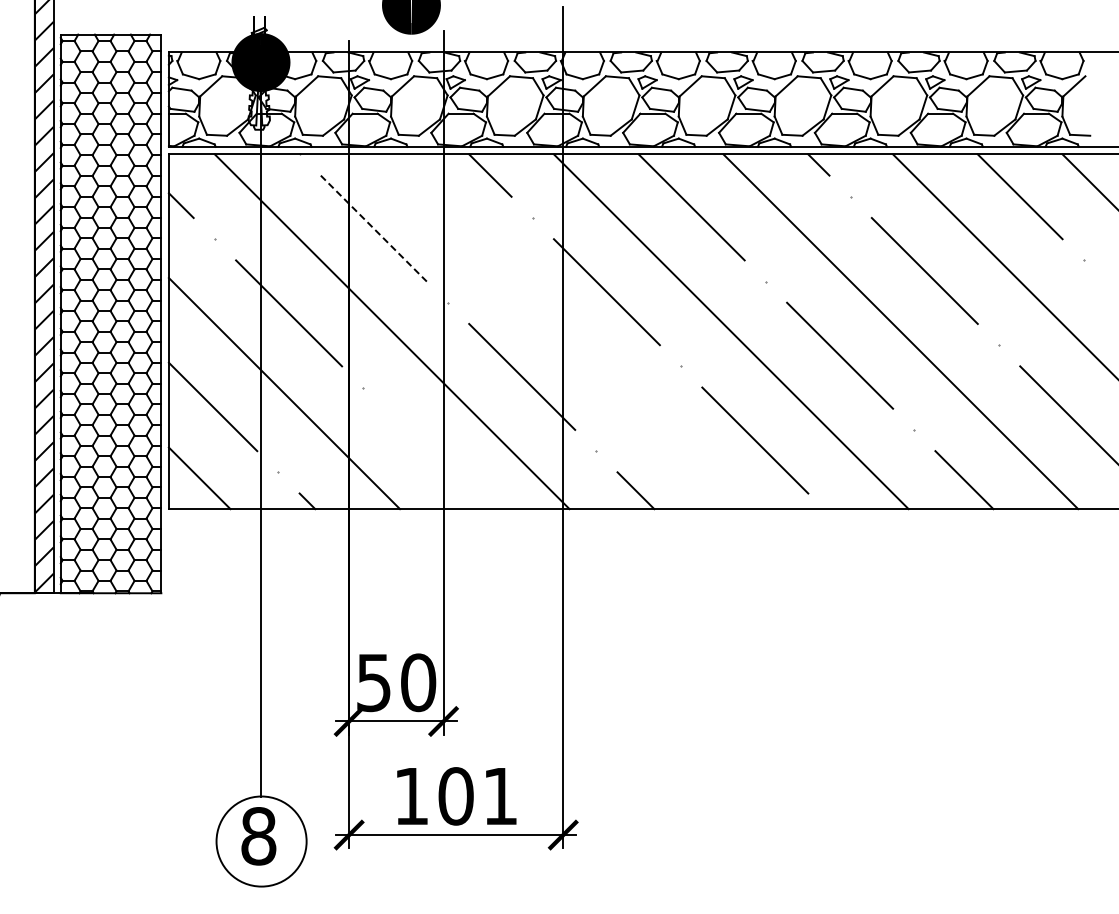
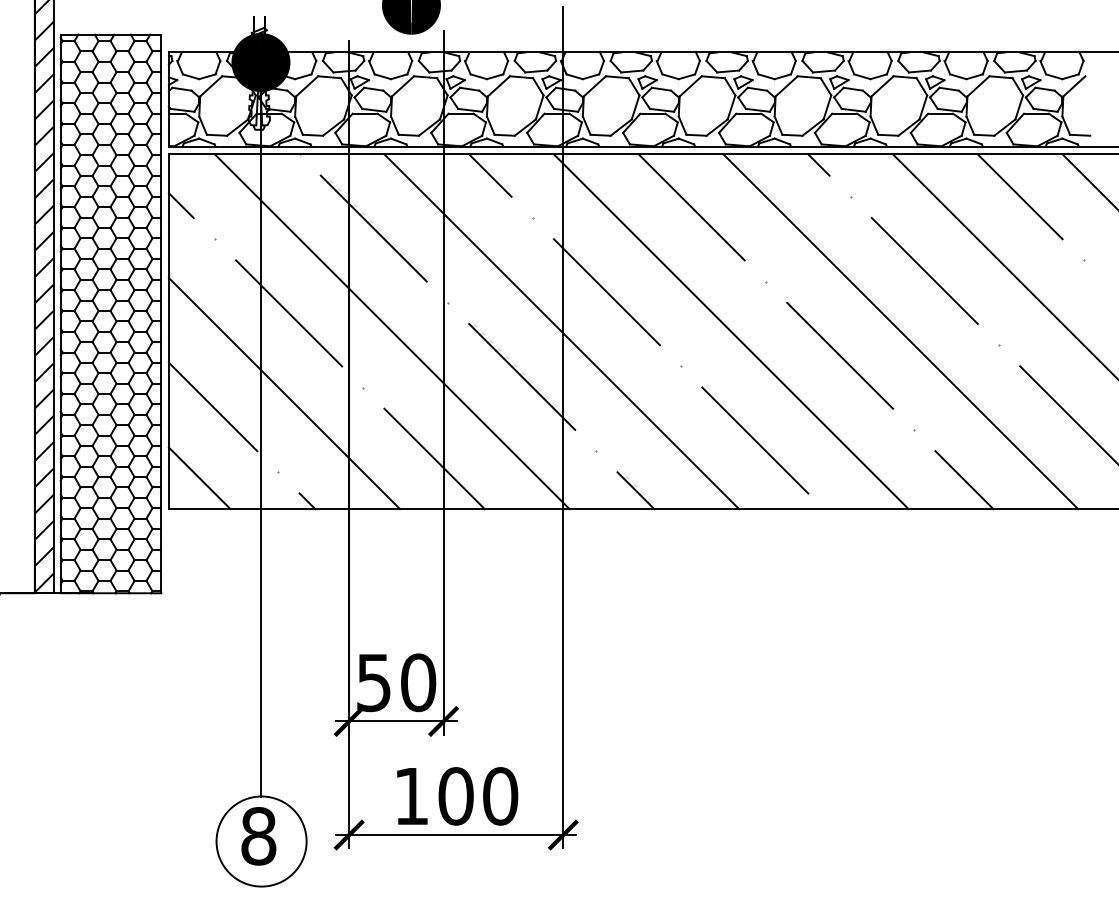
line: dashed -> solid (373, 228)
line: none -> present (561, 331)
line: none -> present (434, 458)
text: 101 -> 100 (500, 796)
